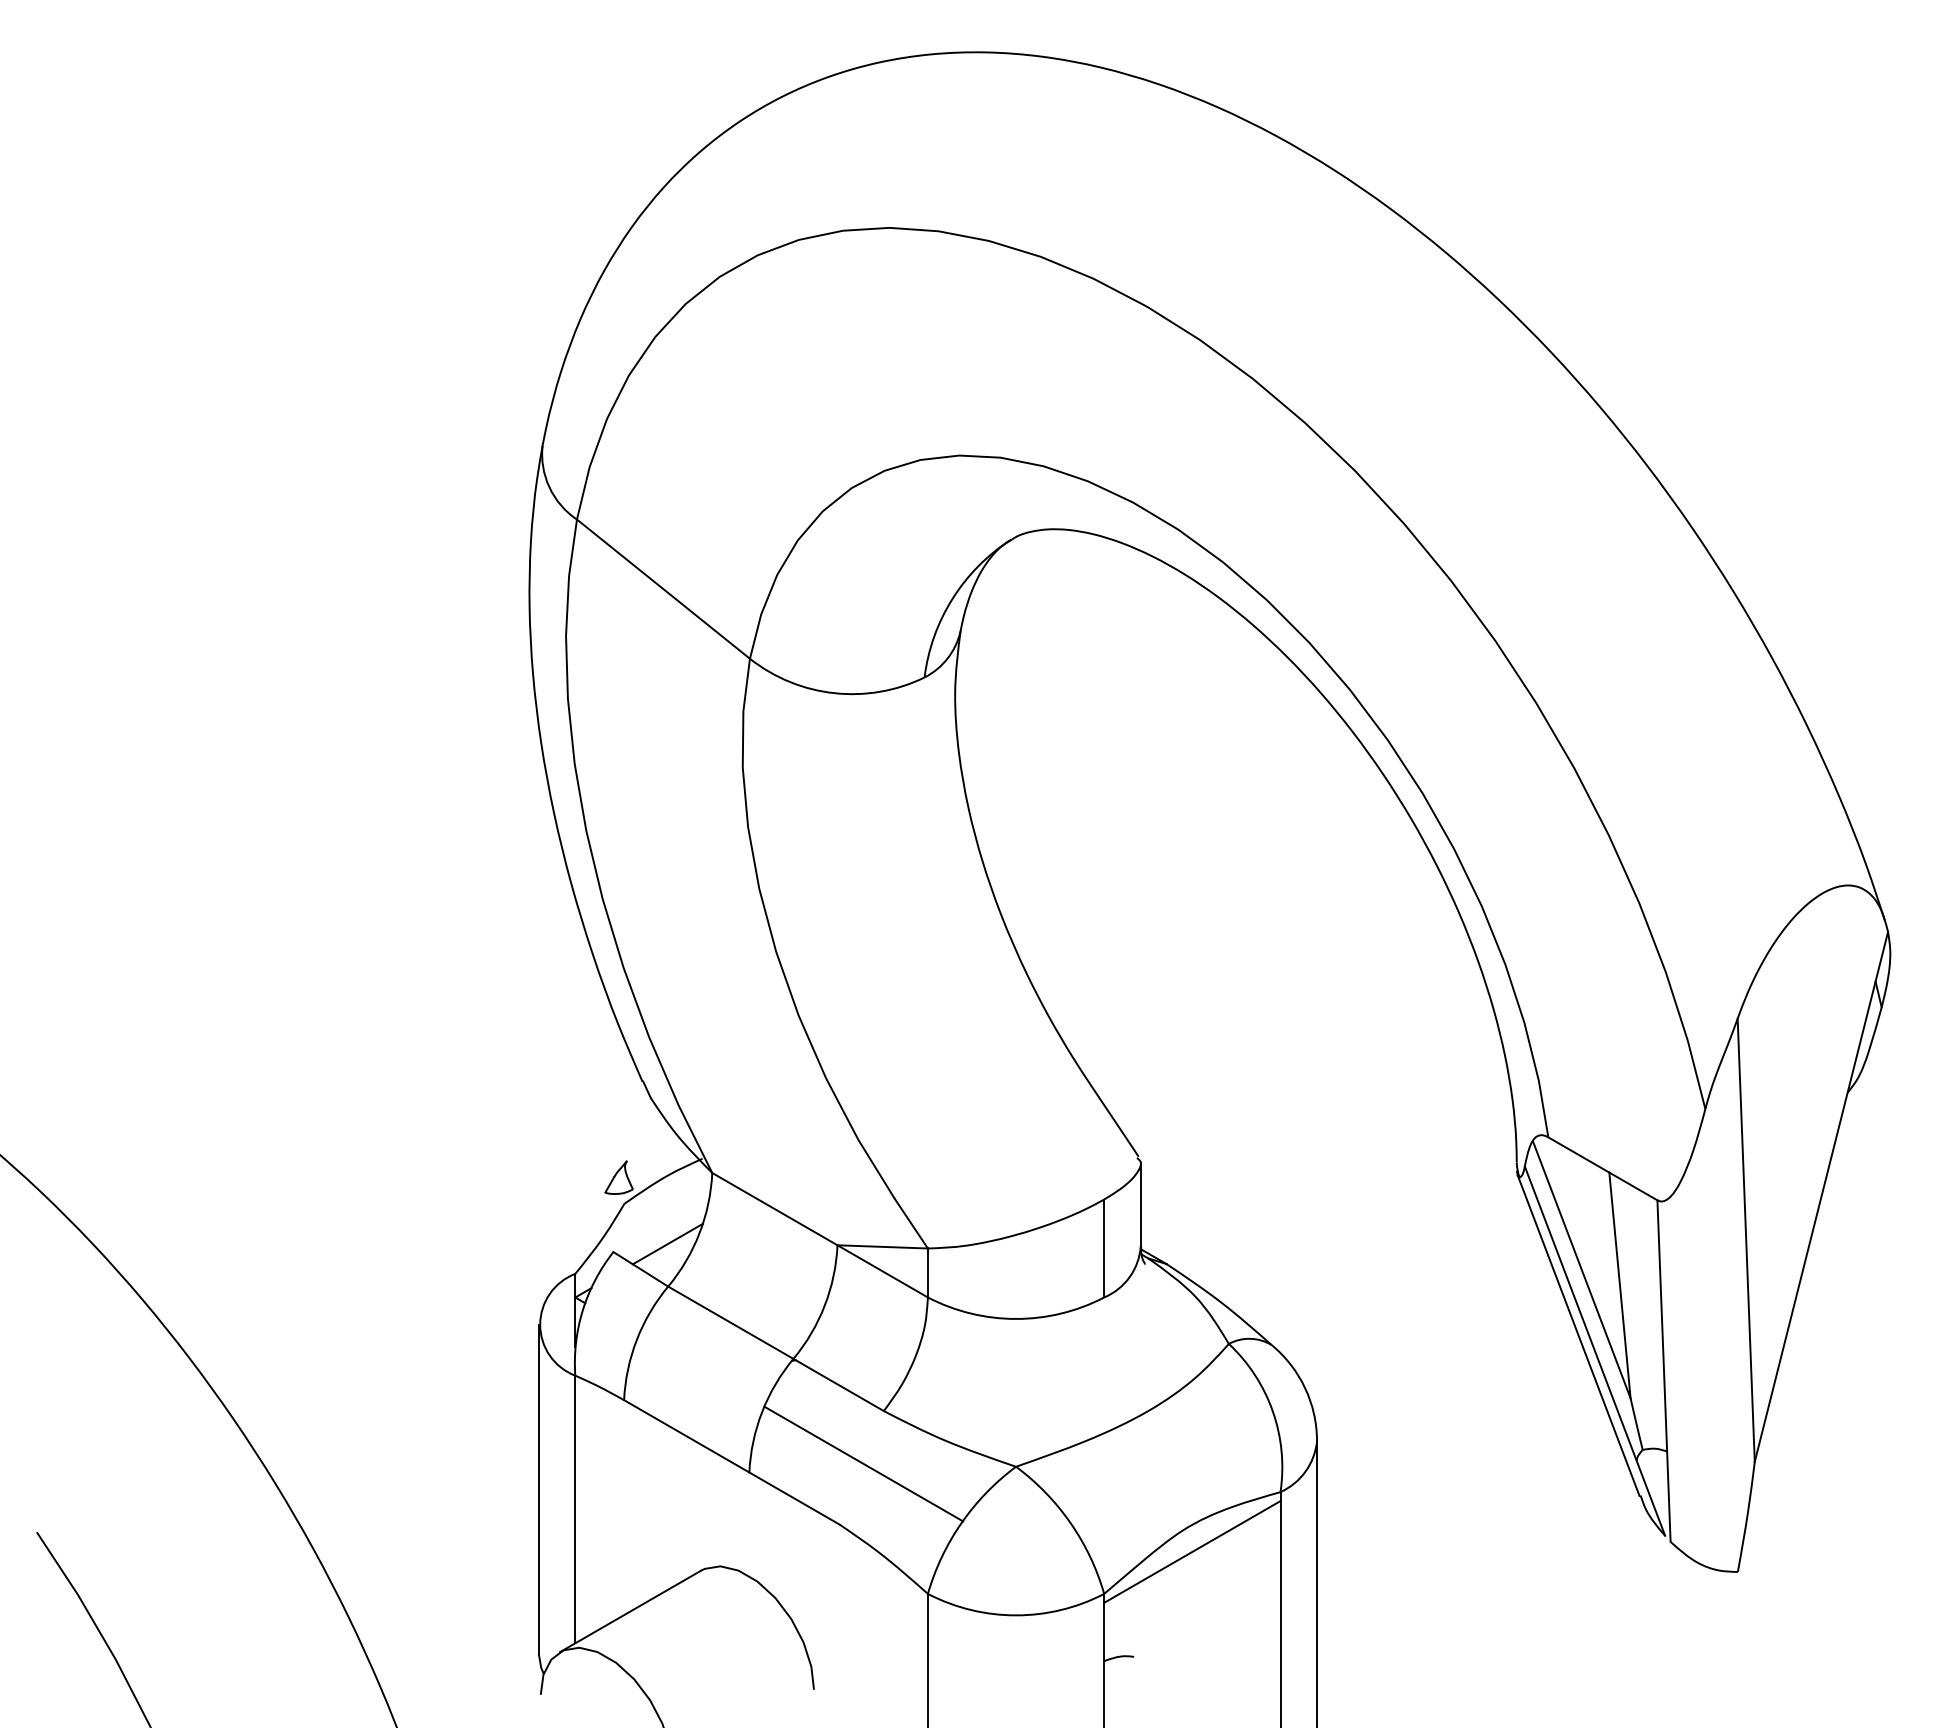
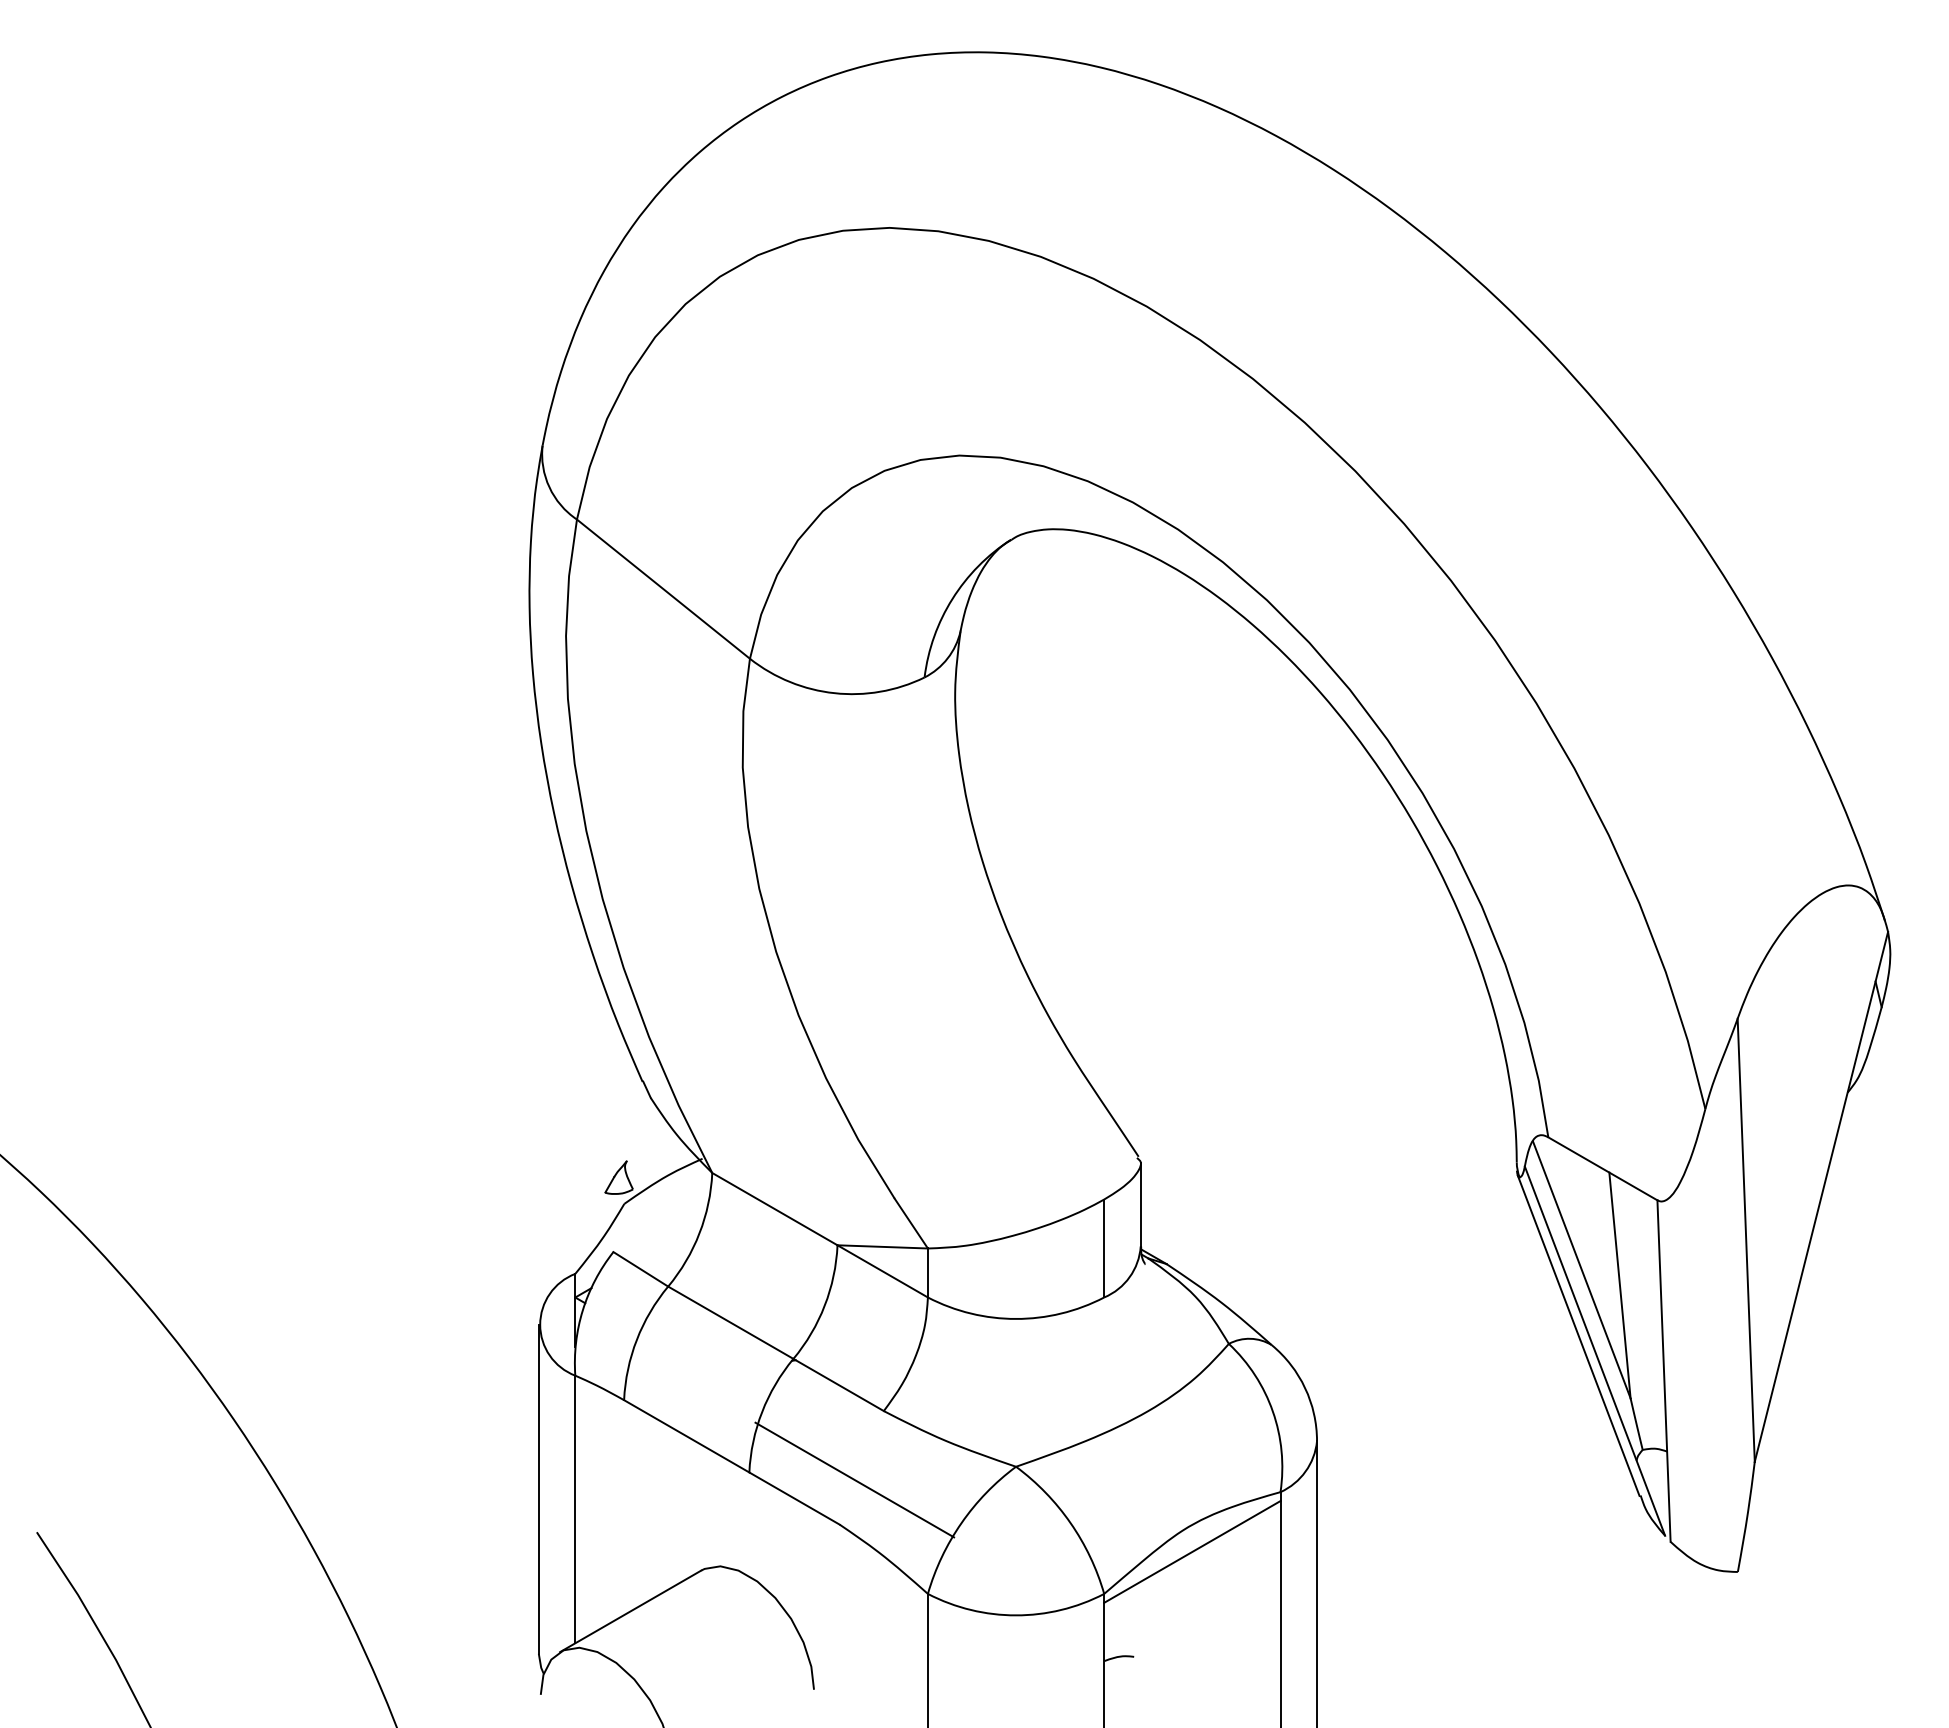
line: present -> none (667, 1243)
line position: (863, 1463) -> (854, 1479) (854, 1479)
